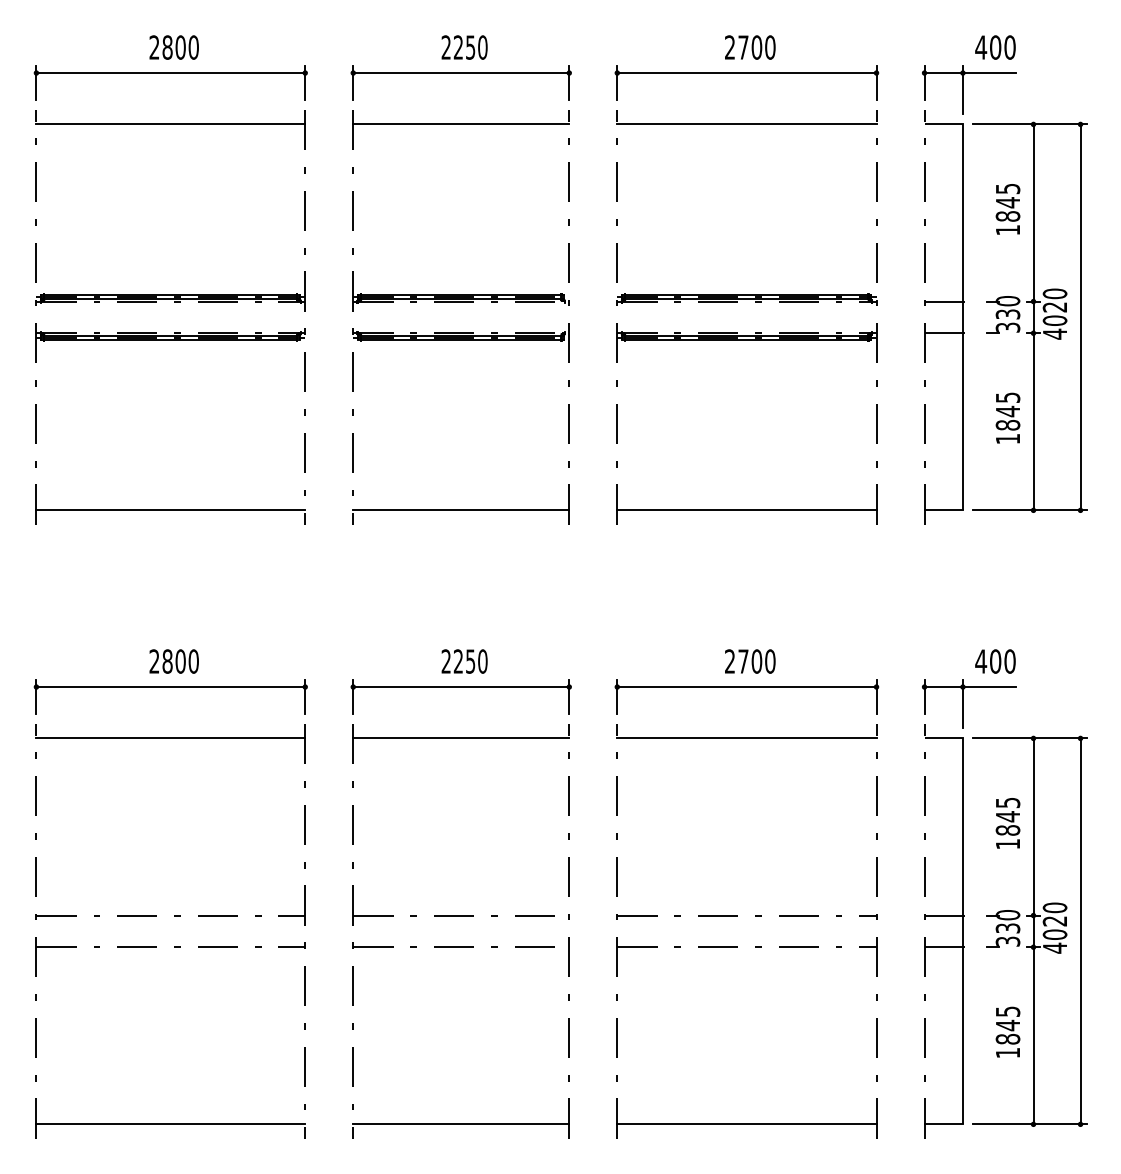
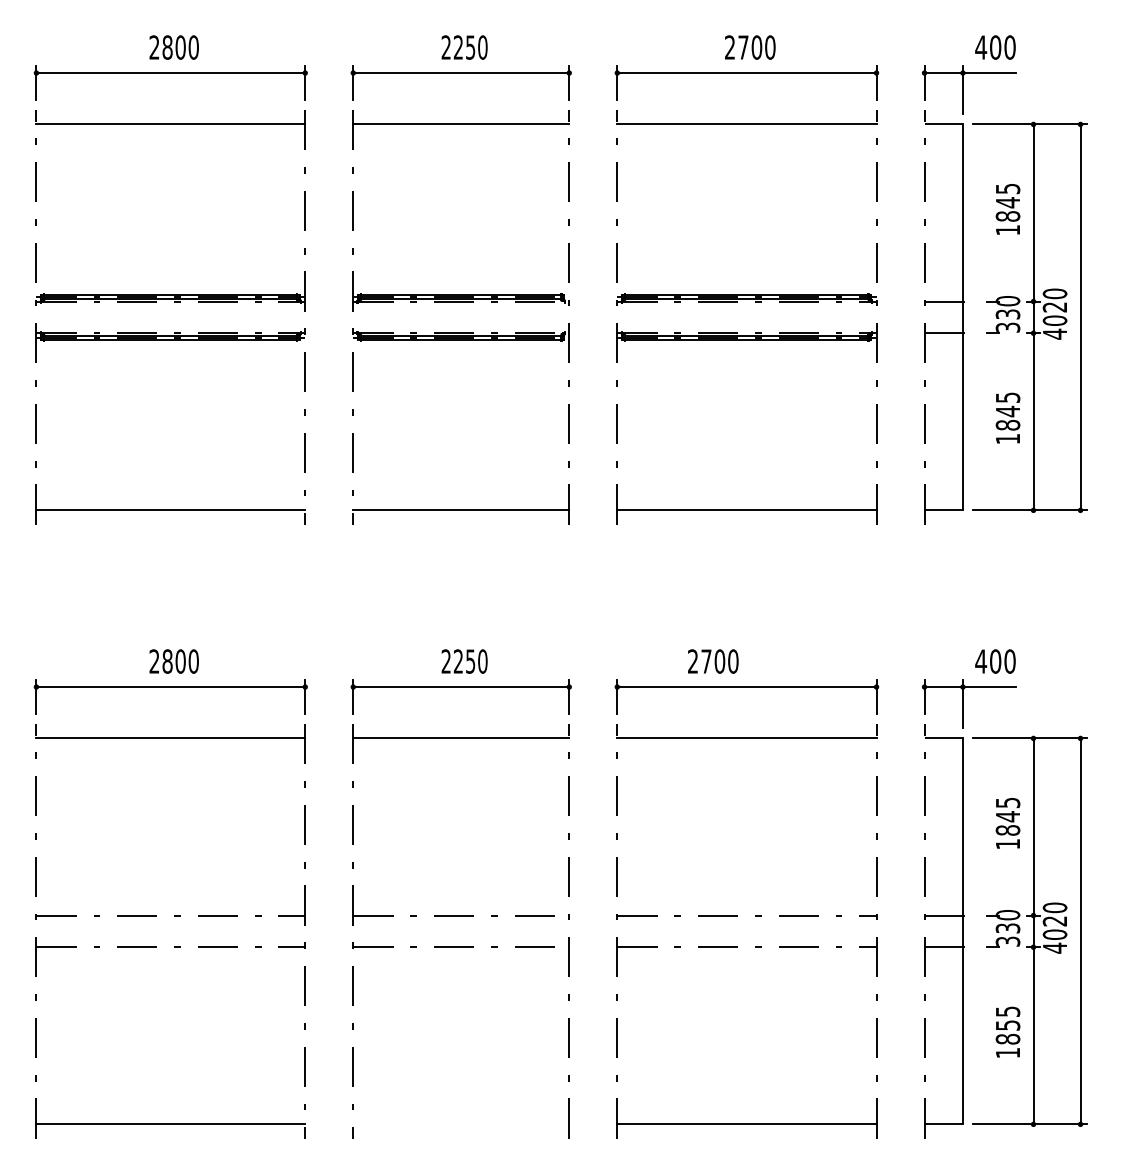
text position: (750, 661) -> (713, 661) (713, 661)
text: 1845 -> 1855 (1008, 1025)
line: present -> none (461, 1124)
